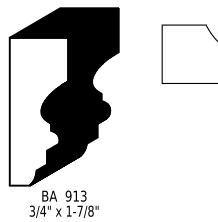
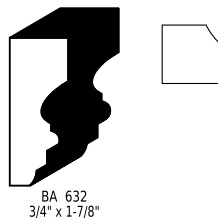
text: 913 -> 632 (75, 195)
